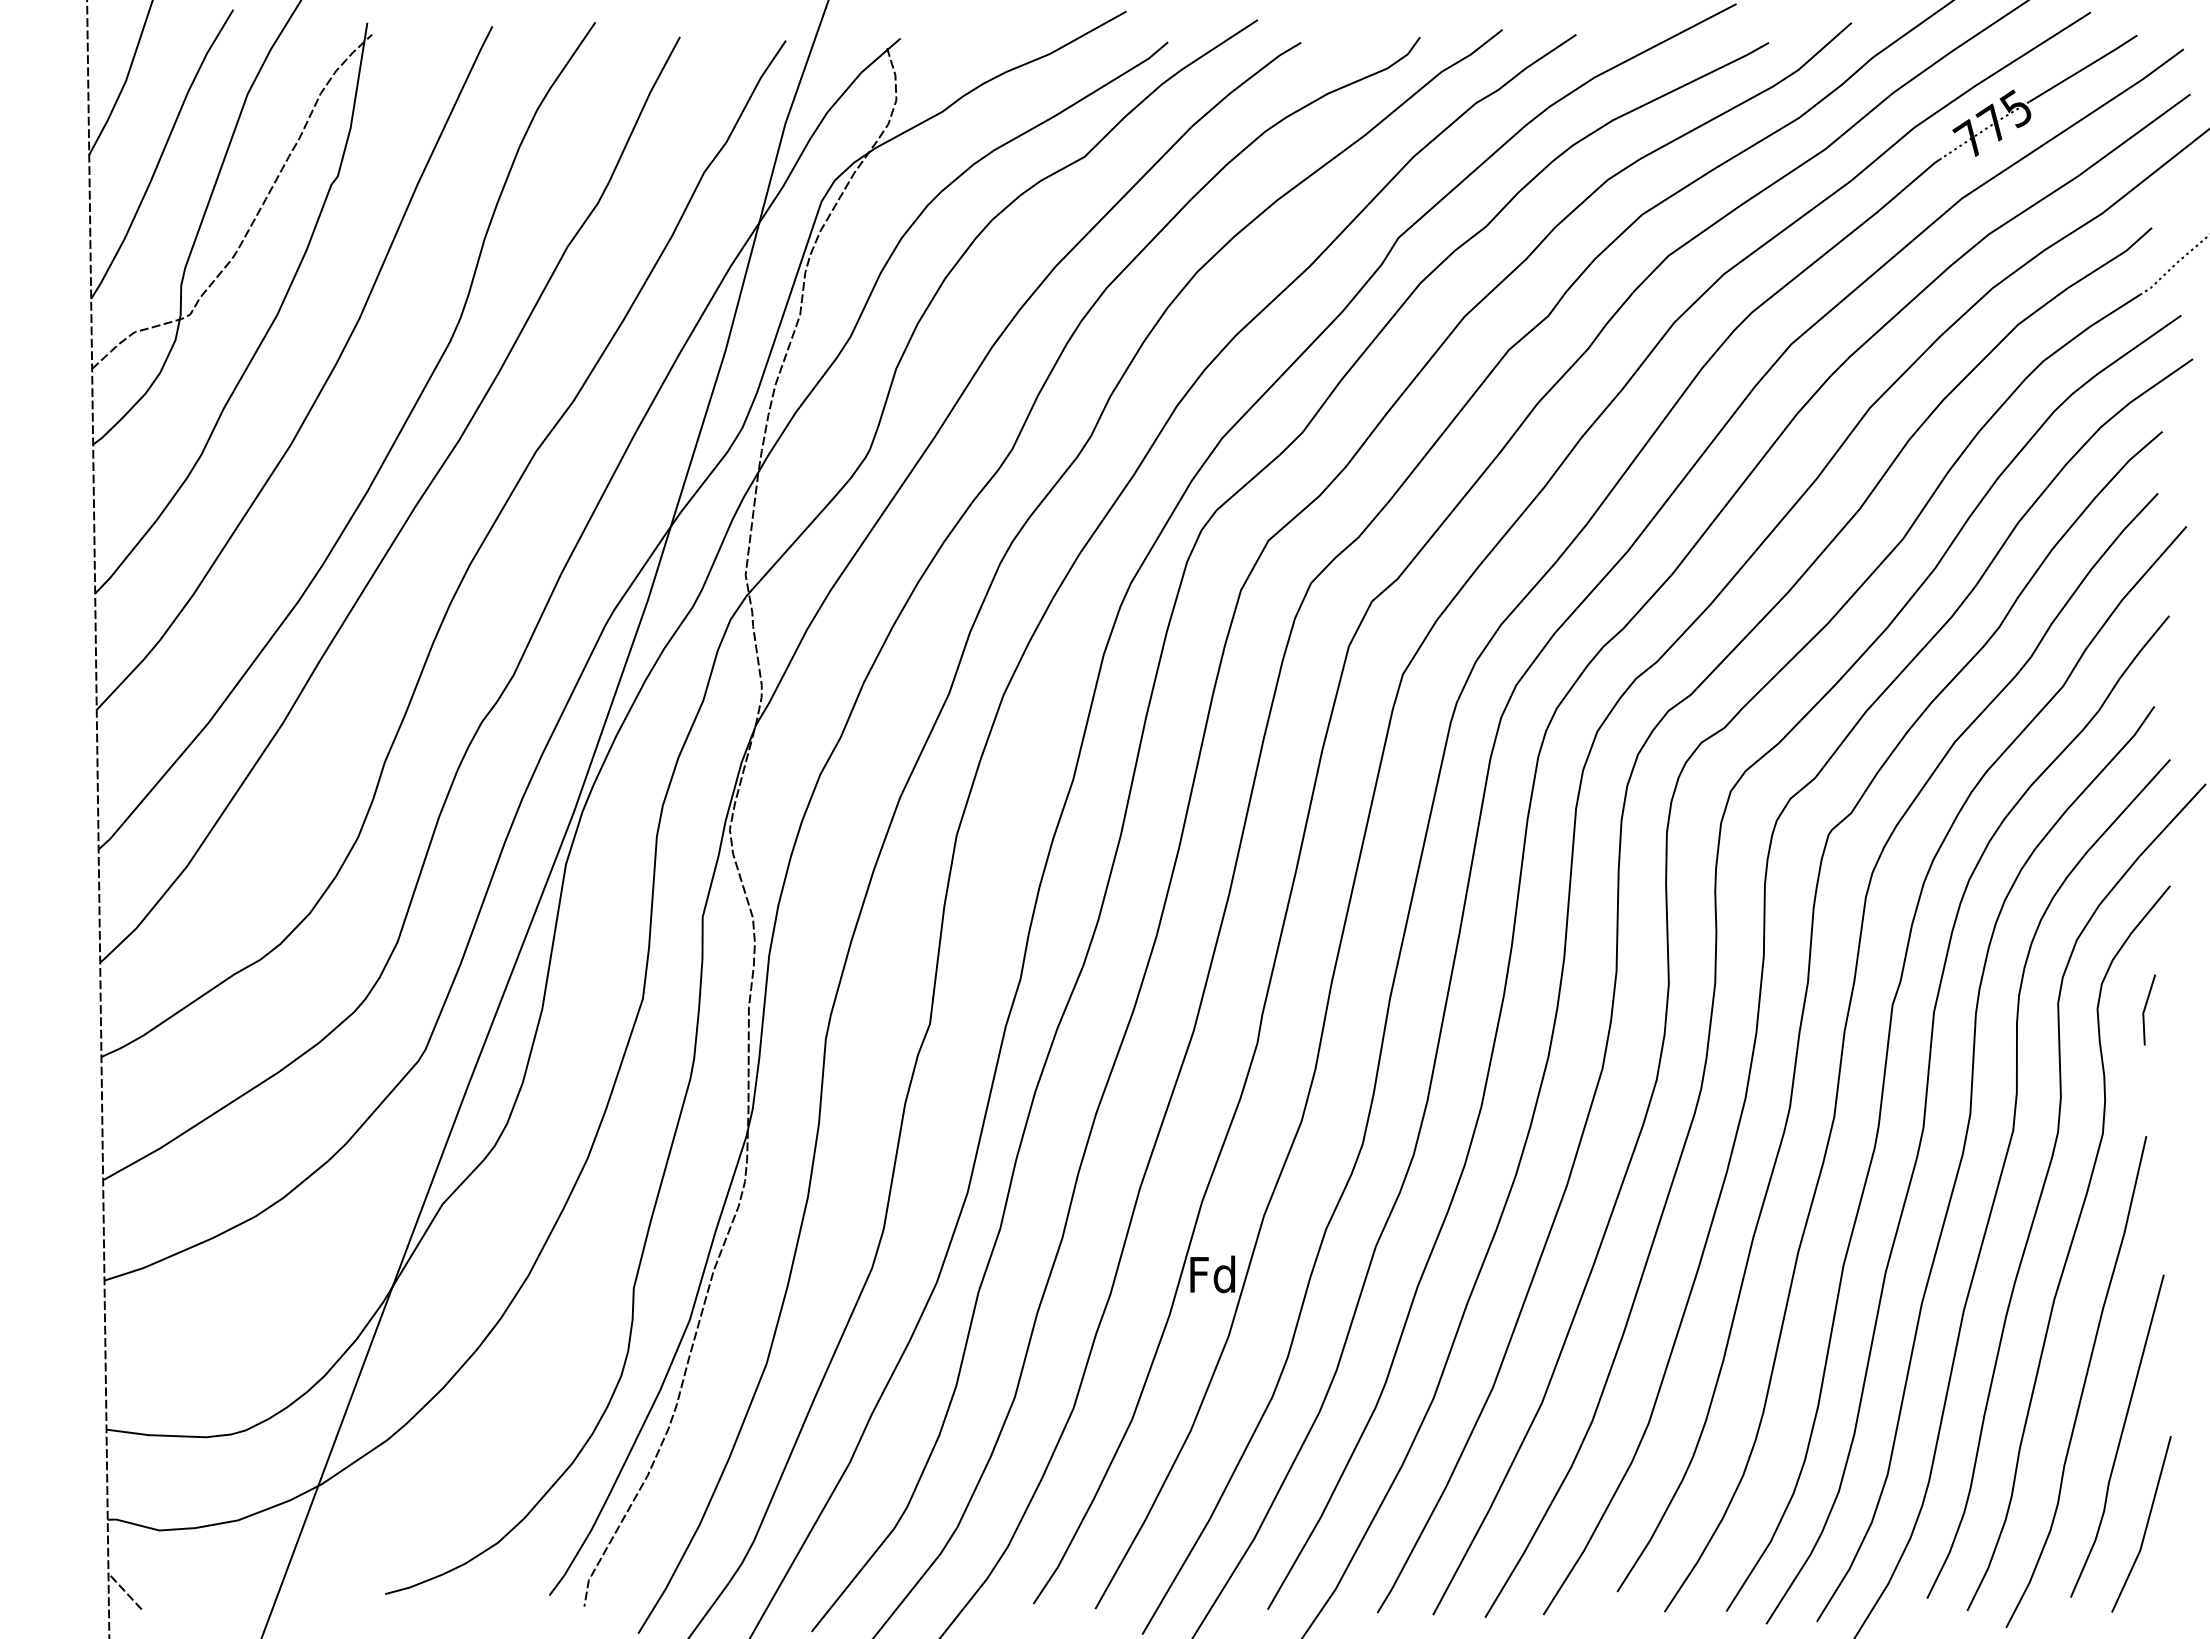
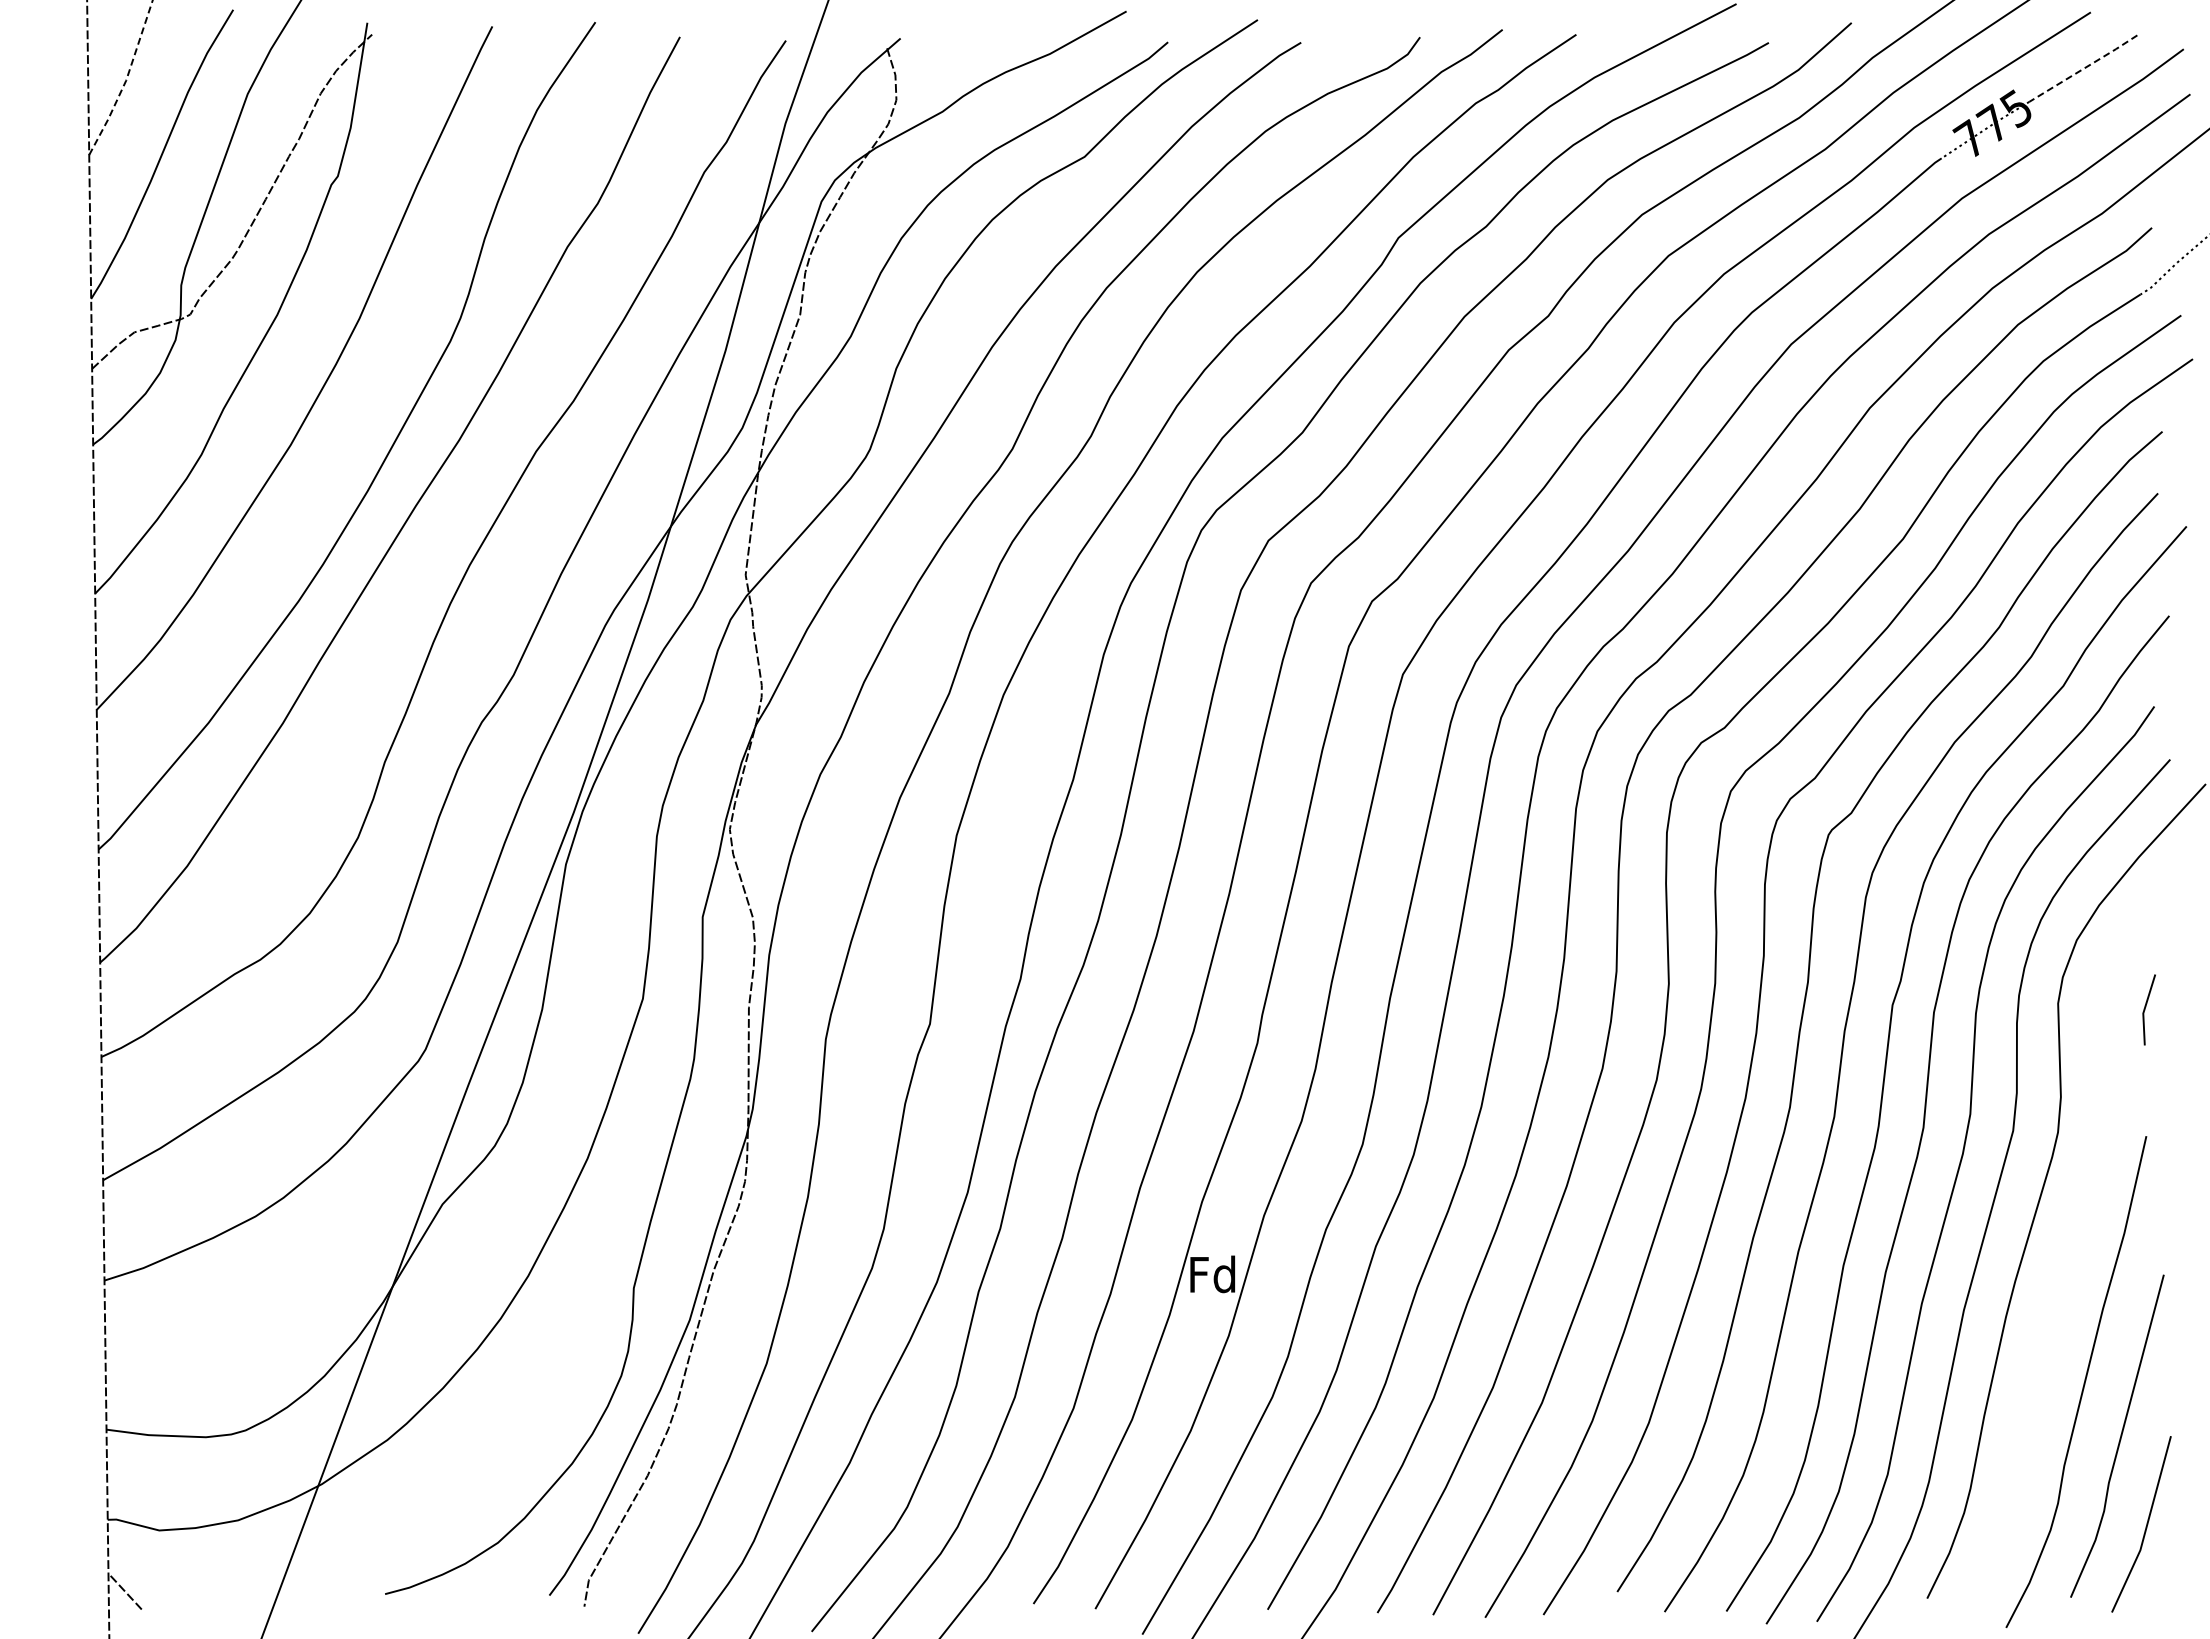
line: solid -> dashed (2083, 68)
line: solid -> dashed (126, 80)
curve: present -> none (2069, 1247)
